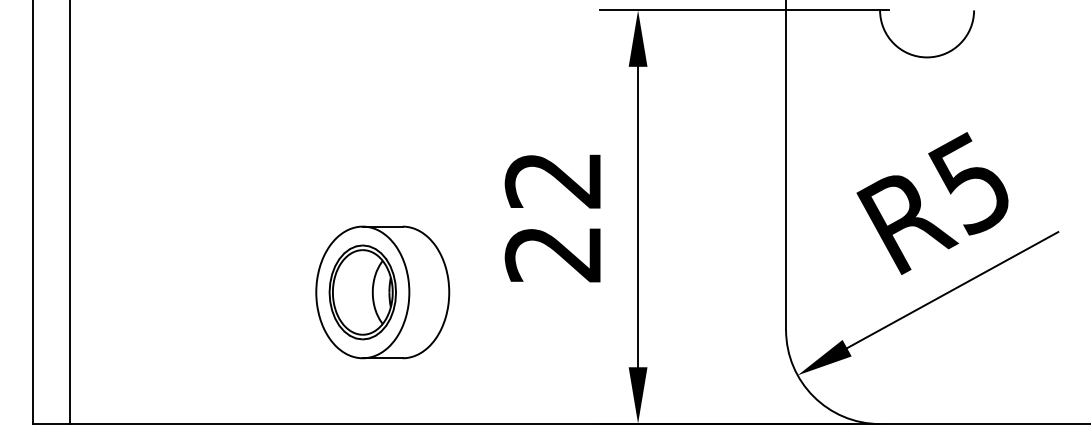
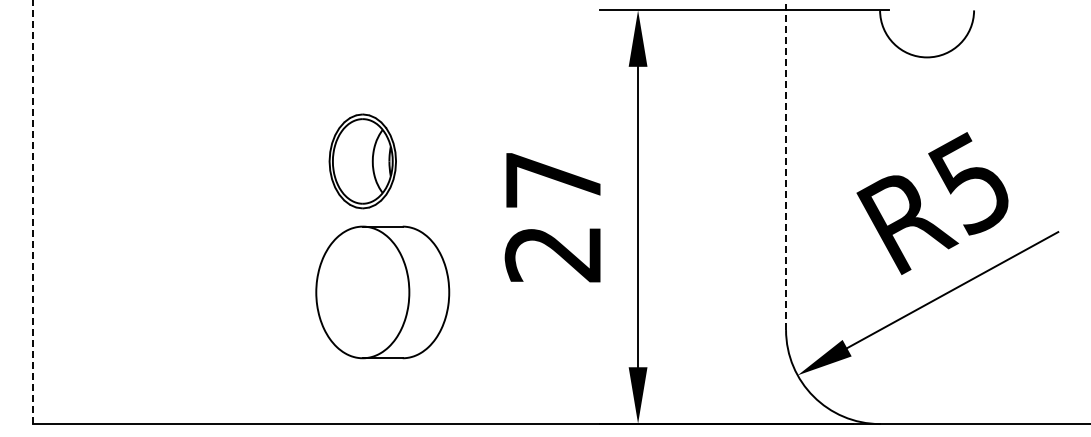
line: solid -> dashed (786, 165)
text: 22 -> 27 (552, 180)
line: solid -> dashed (32, 212)
line: present -> none (70, 213)
part position: (362, 292) -> (362, 161) (362, 161)
